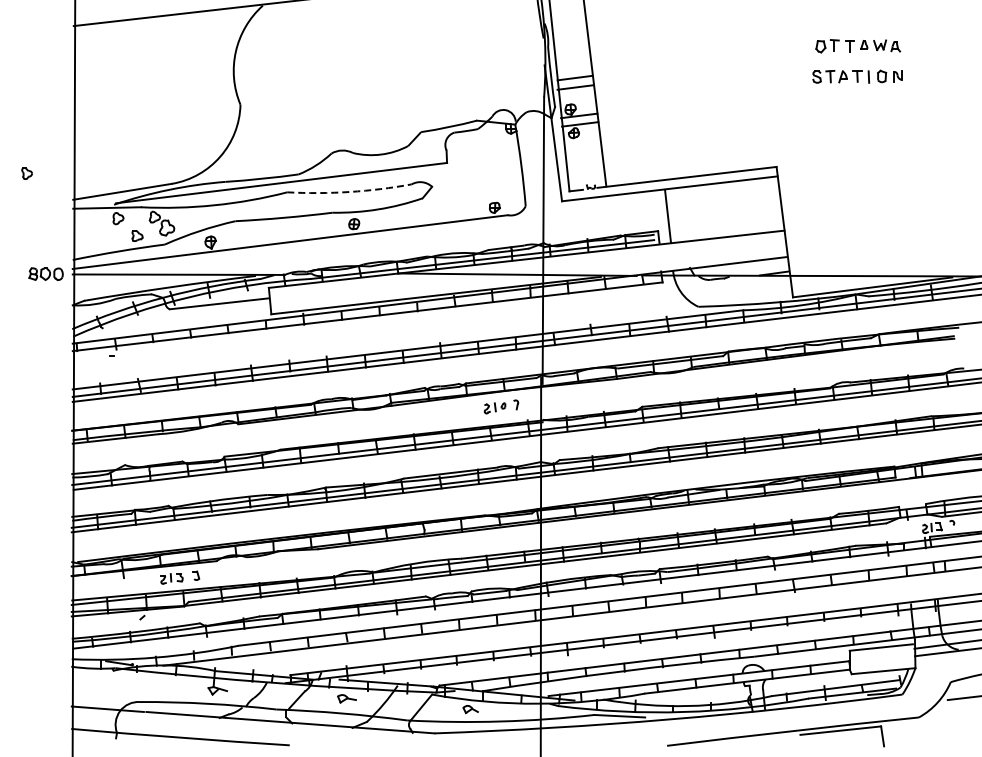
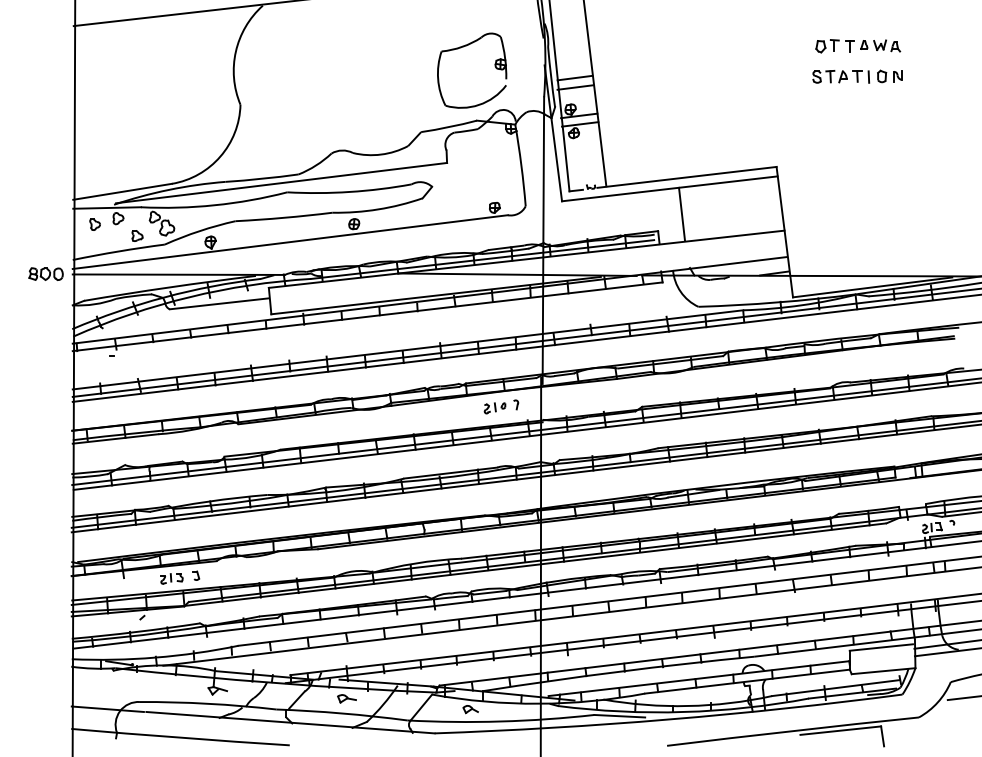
part: none -> present (494, 66)
part position: (26, 173) -> (94, 224) (94, 224)
arc: dashed -> solid (349, 191)
line position: (667, 215) -> (681, 213) (681, 213)
